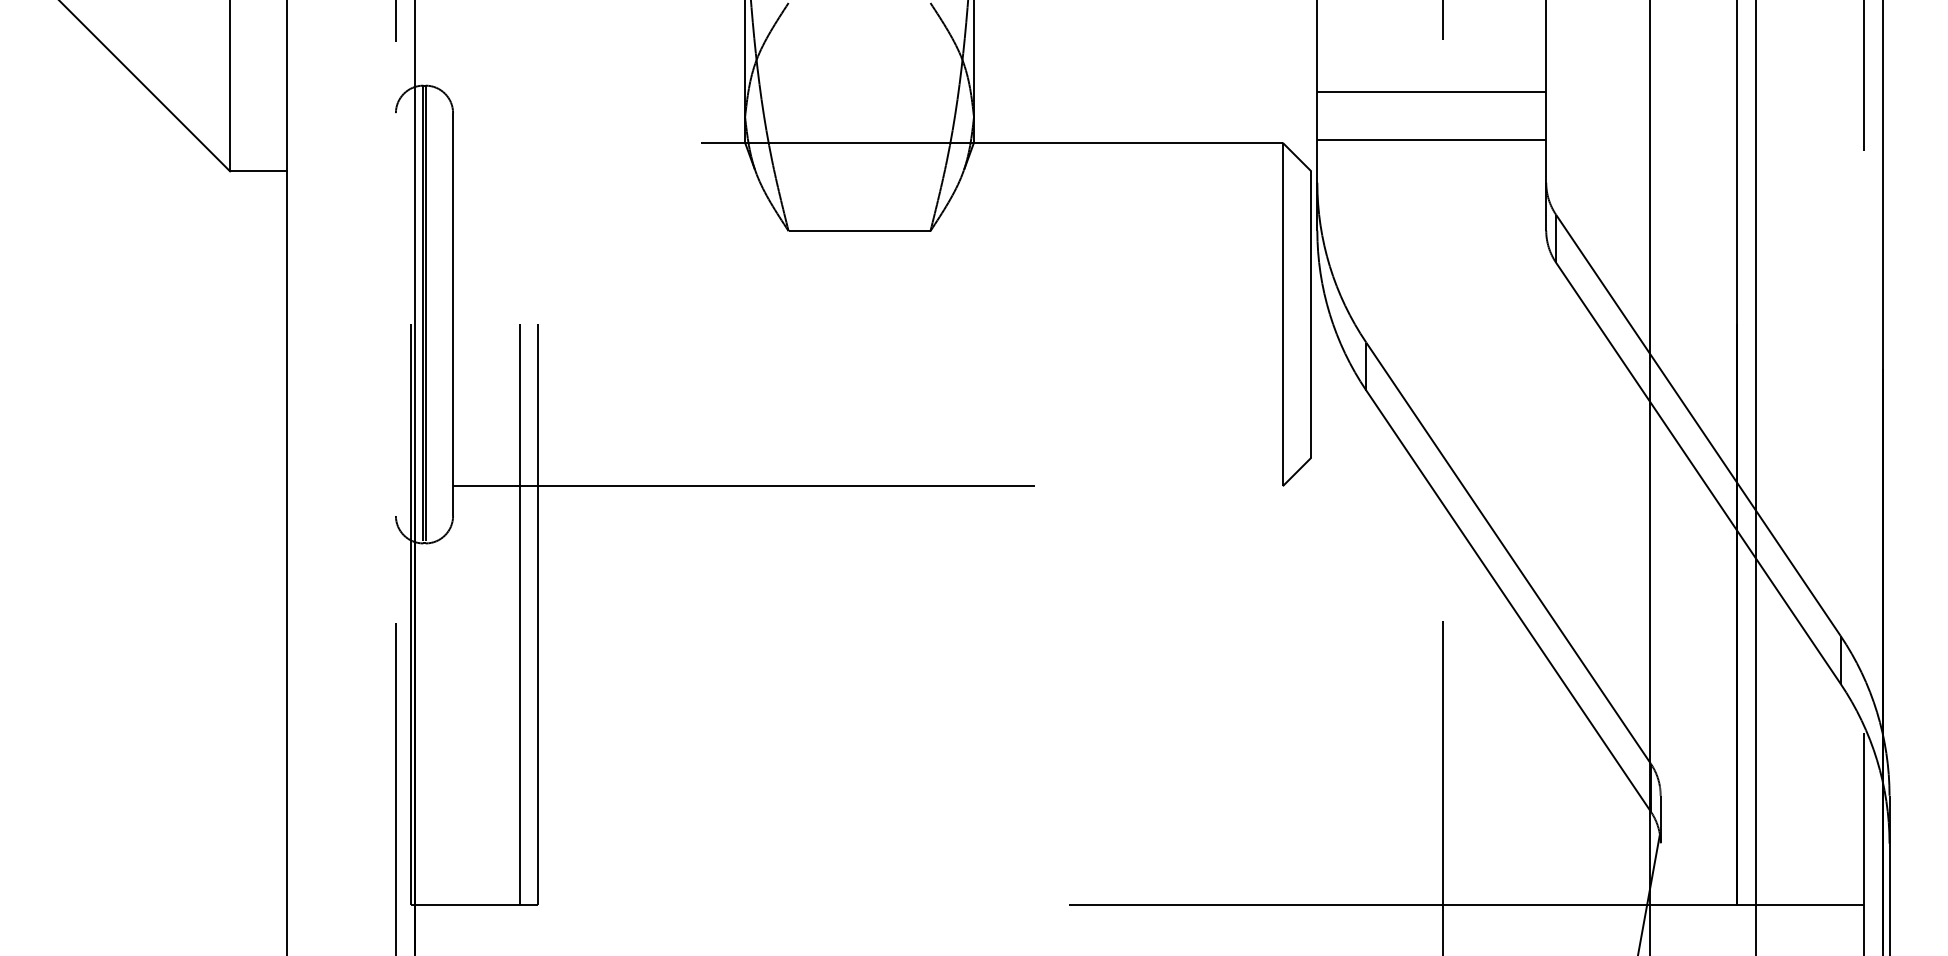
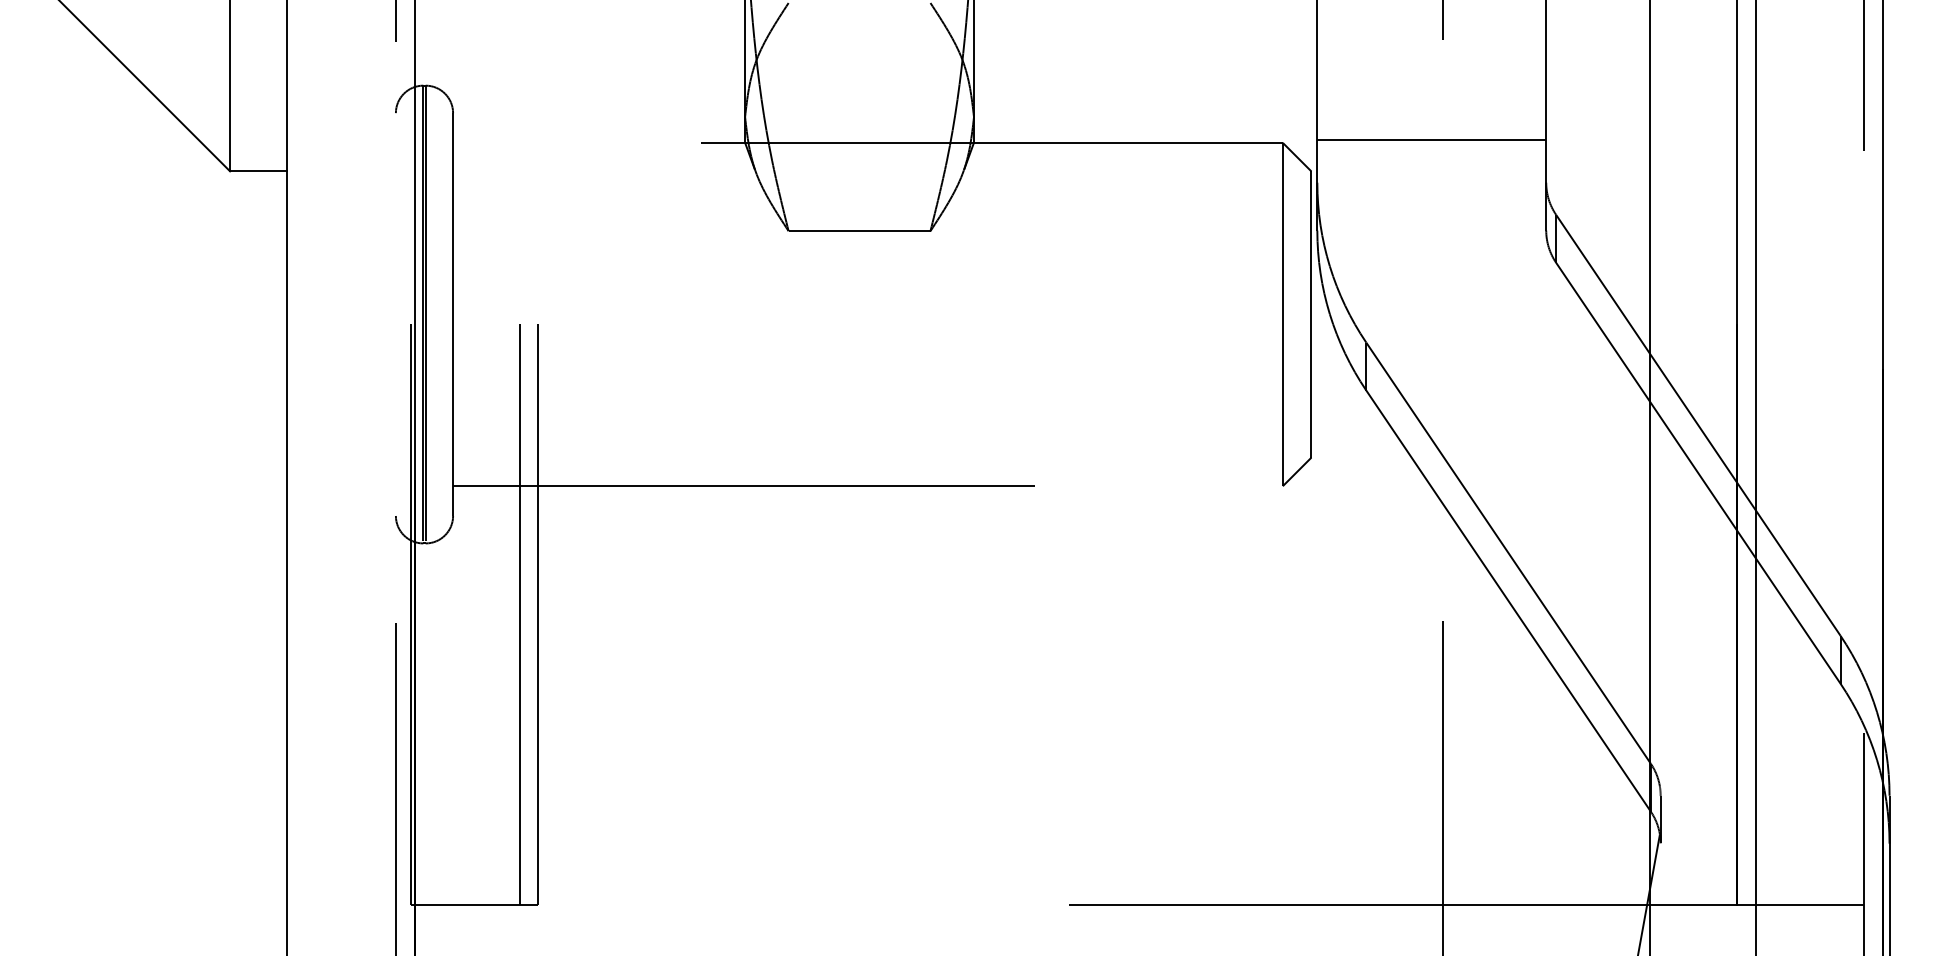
line: present -> none (1431, 92)
